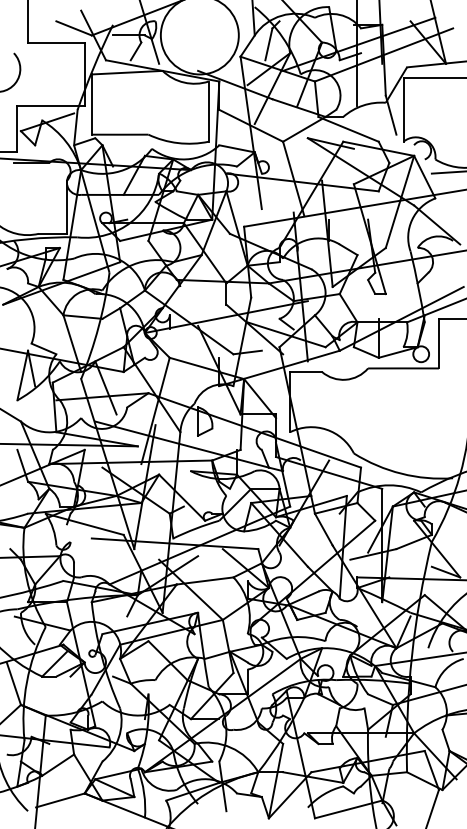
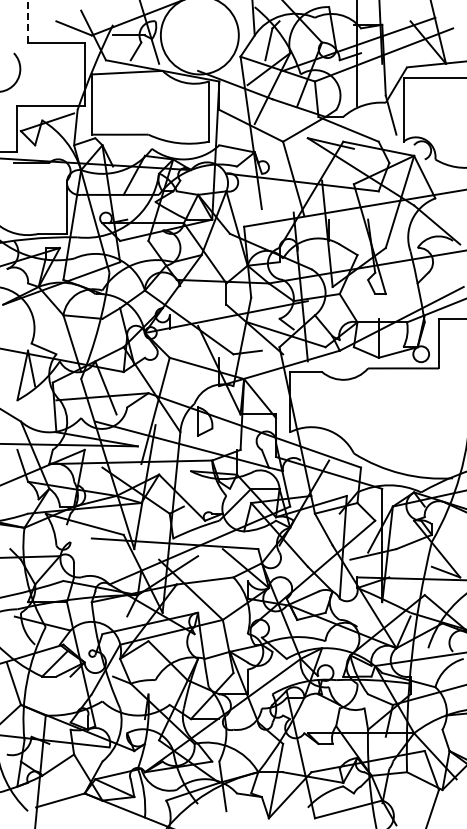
line: solid -> dashed (28, 21)
line: present -> none (447, 172)
